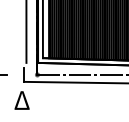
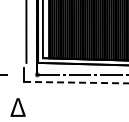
line: solid -> dashed (77, 82)
text position: (21, 100) -> (17, 107) (17, 107)
